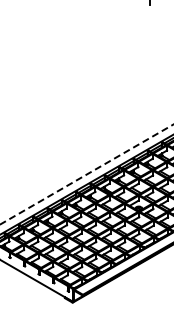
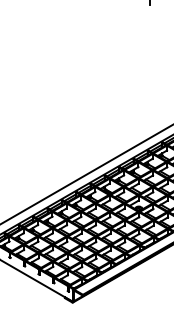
line: dashed -> solid (87, 174)
